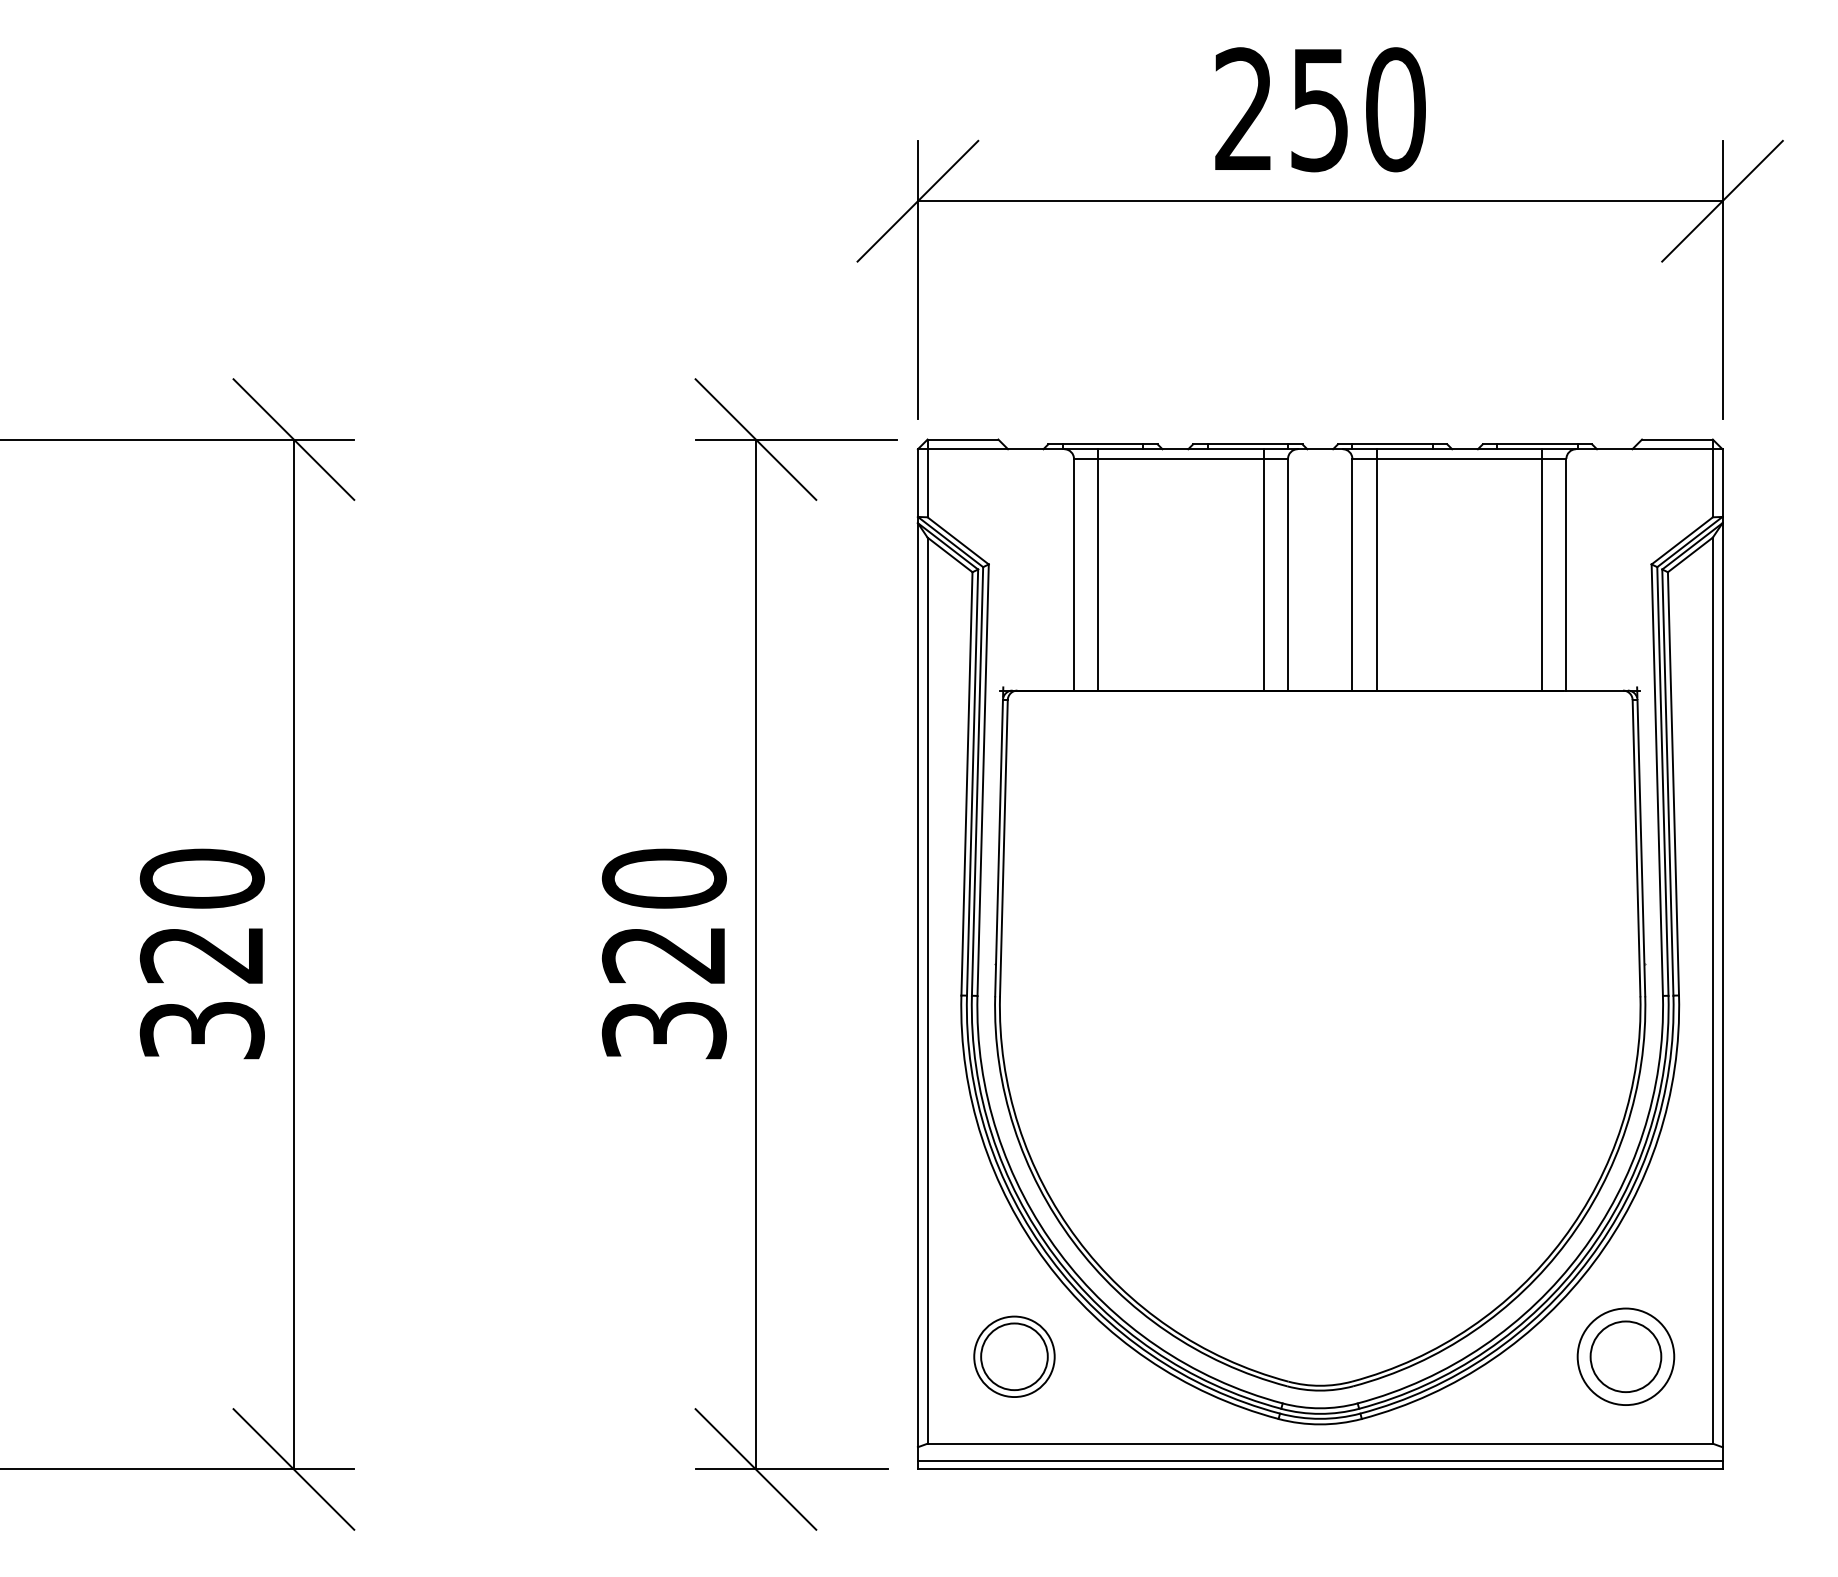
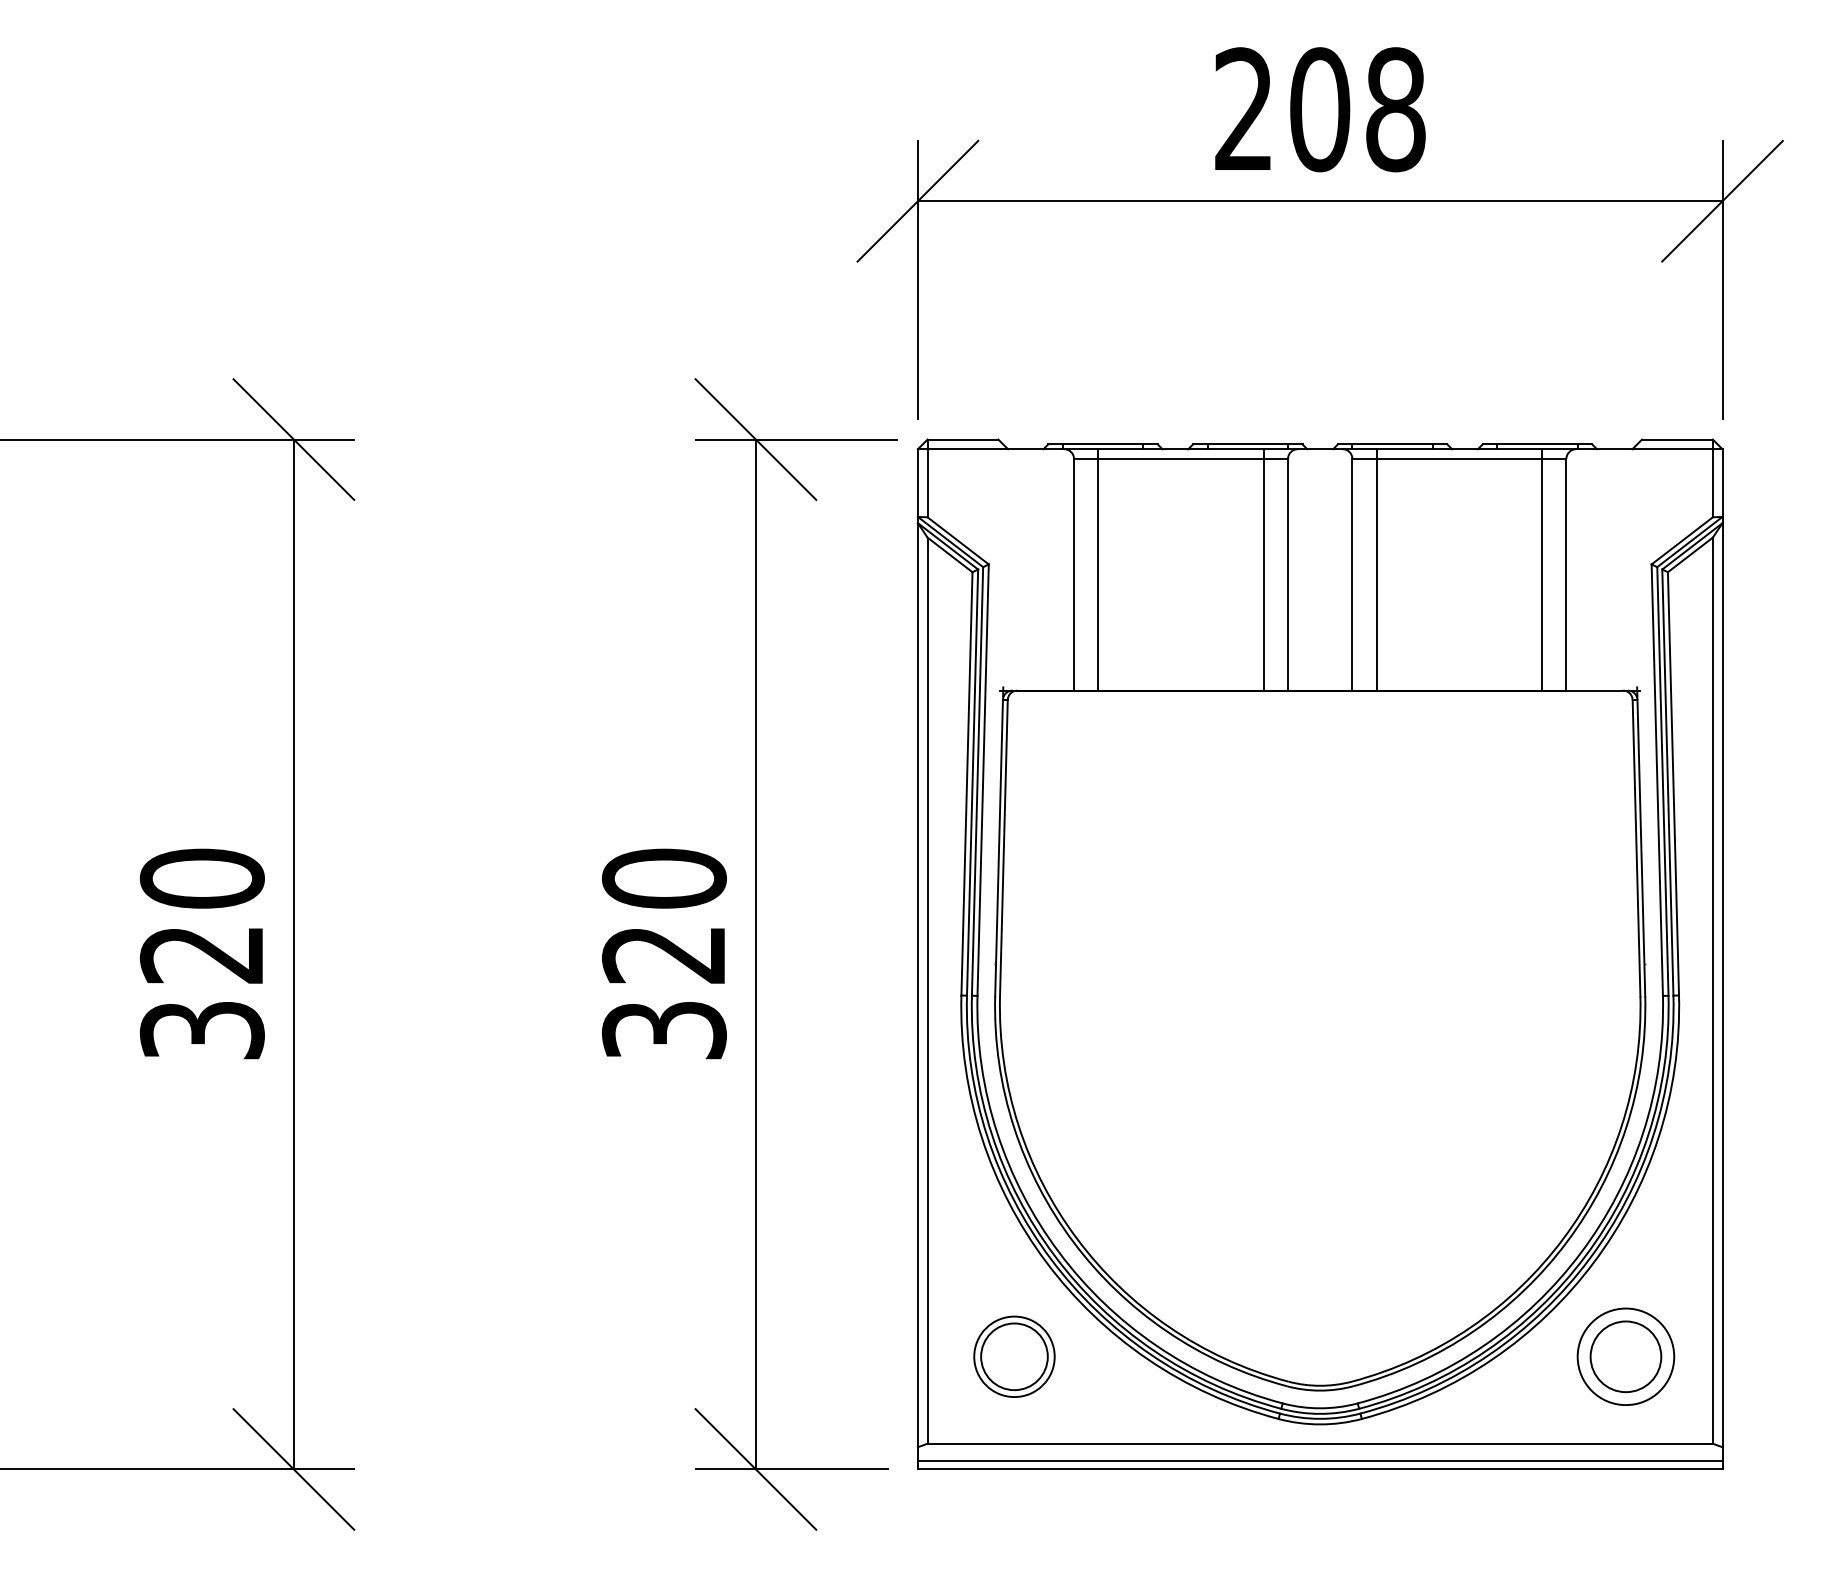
text: 250 -> 208 (1357, 109)
